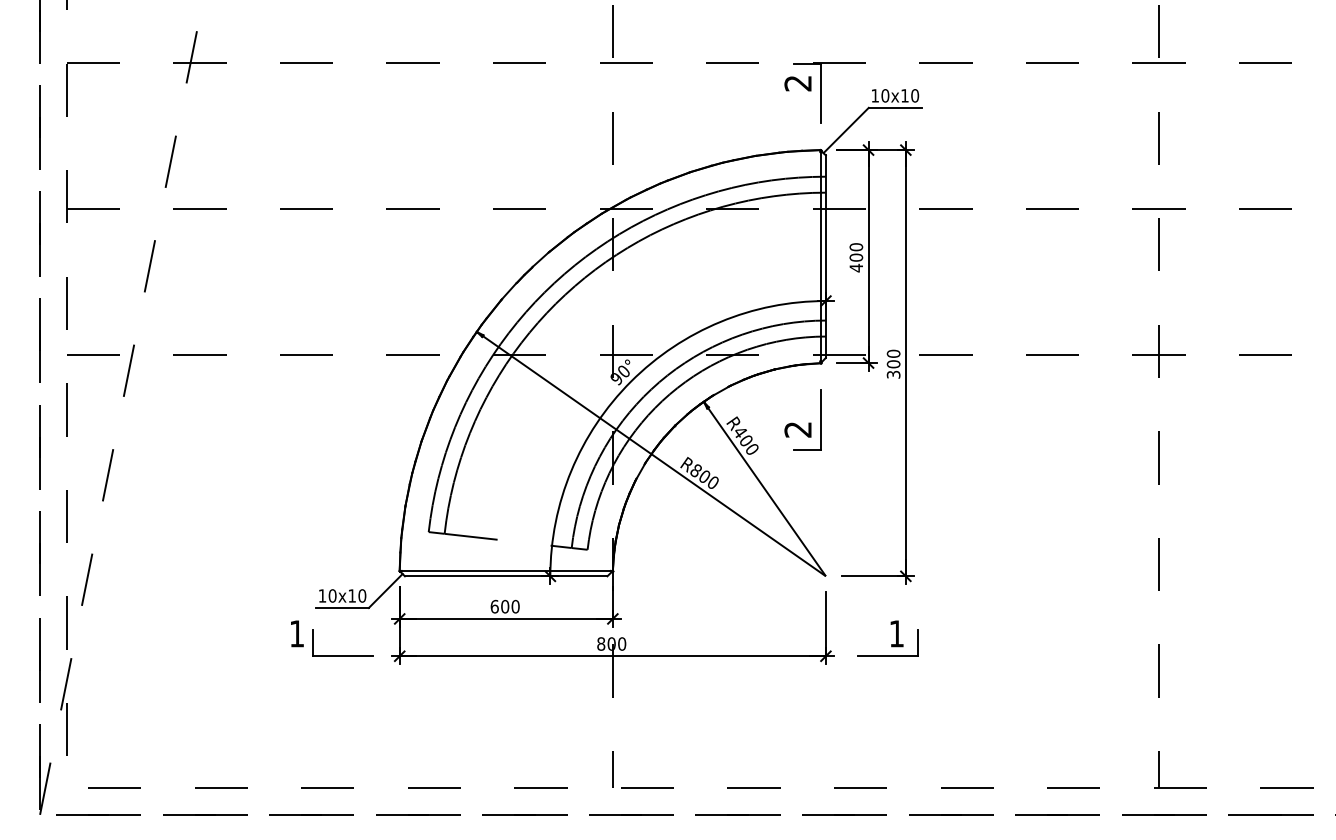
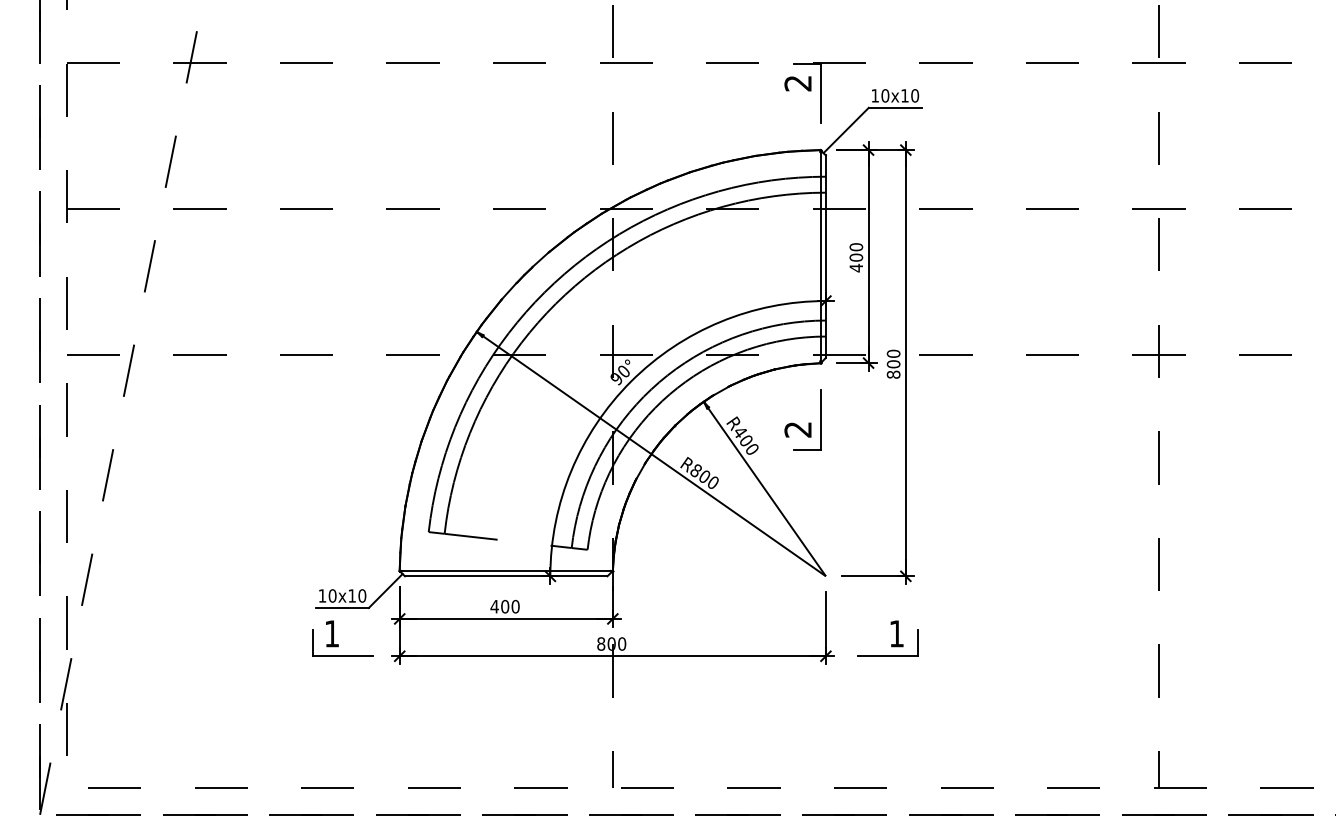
text: 300 -> 800 (893, 374)
text: 600 -> 400 (494, 606)
text position: (297, 633) -> (332, 633) (332, 633)
